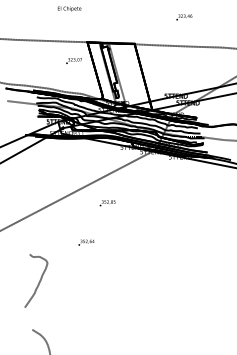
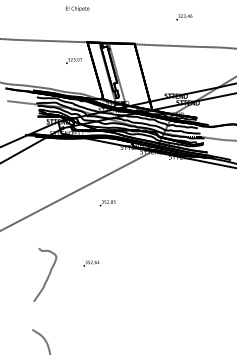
text position: (69, 8) -> (77, 8) (77, 8)
text position: (86, 242) -> (91, 263) (91, 263)
curve position: (38, 282) -> (47, 276) (47, 276)
